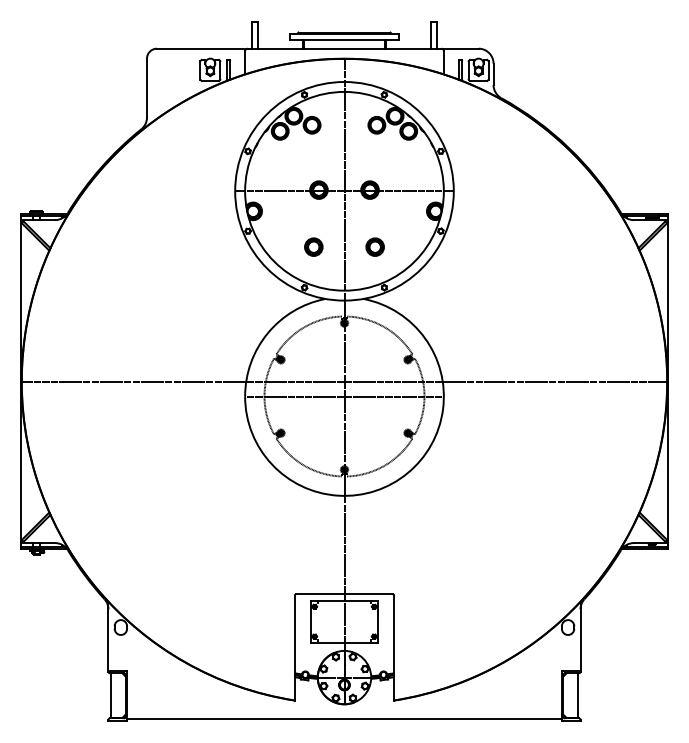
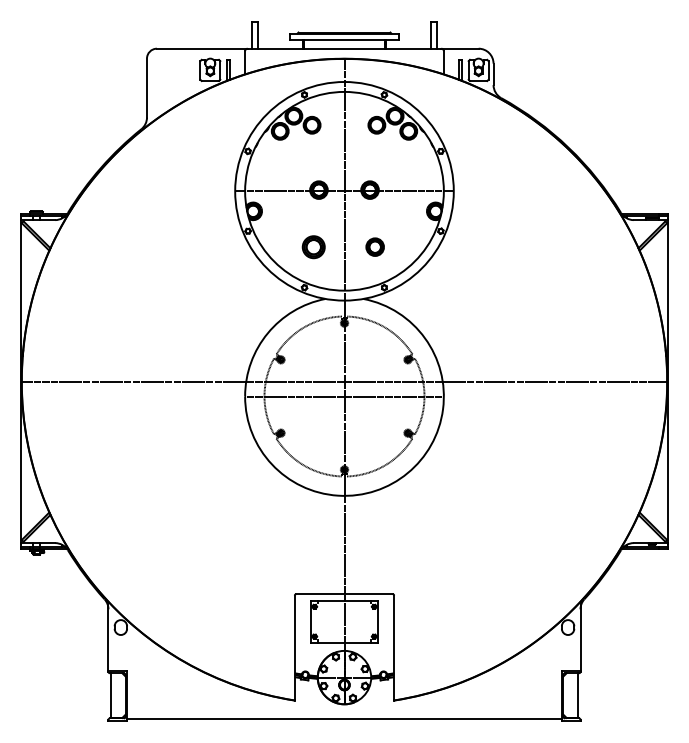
part size: 20x20 px -> 25x25 px (313, 247)
